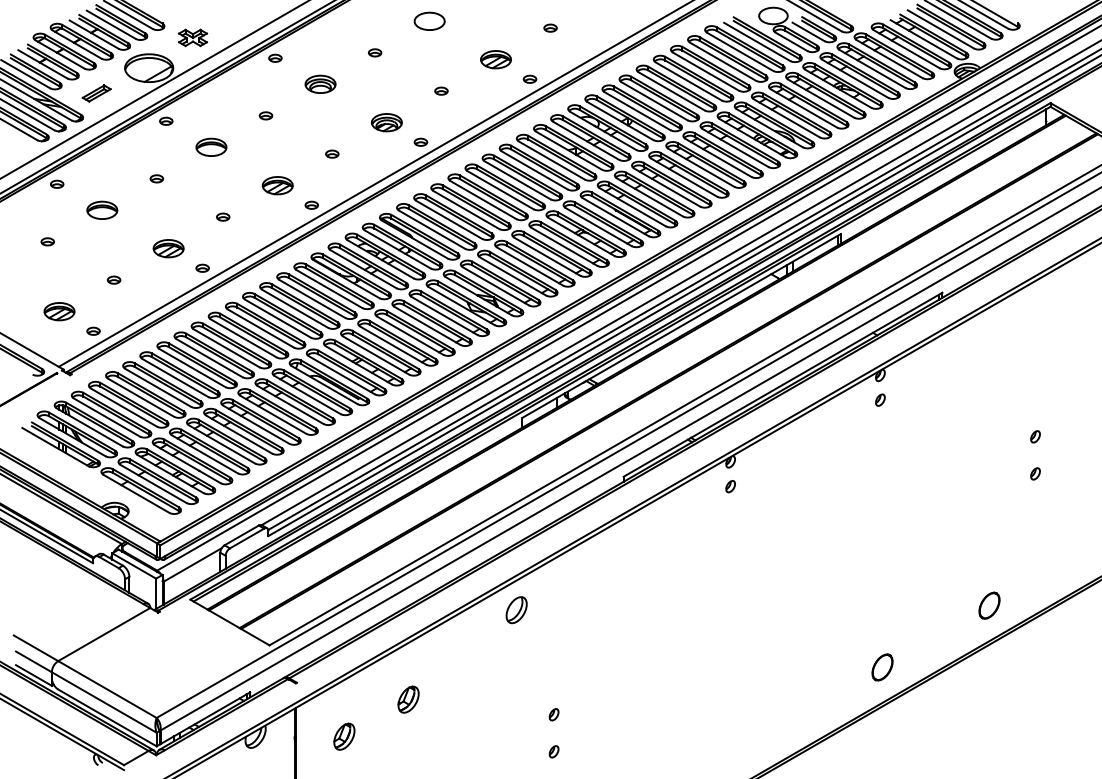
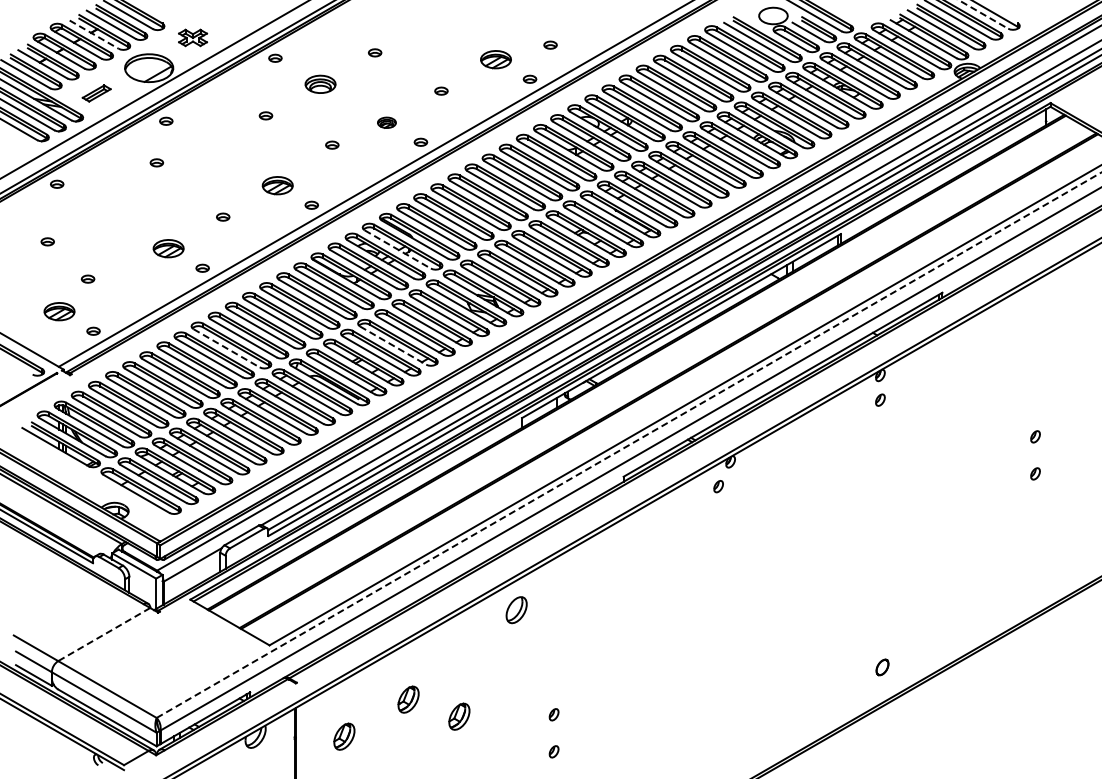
line: solid -> dashed (984, 14)
part: present -> none (429, 20)
part position: (550, 27) -> (550, 44) (550, 44)
line: solid -> dashed (94, 34)
part size: 32x20 px -> 20x13 px (386, 122)
part: present -> none (211, 146)
part position: (332, 153) -> (332, 144) (332, 144)
part position: (156, 178) -> (156, 162) (156, 162)
part: present -> none (102, 209)
line: solid -> dashed (398, 249)
part position: (113, 279) -> (87, 278) (87, 278)
line: solid -> dashed (393, 345)
line: solid -> dashed (227, 348)
line: solid -> dashed (629, 445)
part position: (730, 486) -> (718, 486) (718, 486)
part: present -> none (989, 605)
line: solid -> dashed (103, 634)
part size: 23x29 px -> 15x19 px (882, 667)
part: none -> present (459, 716)
